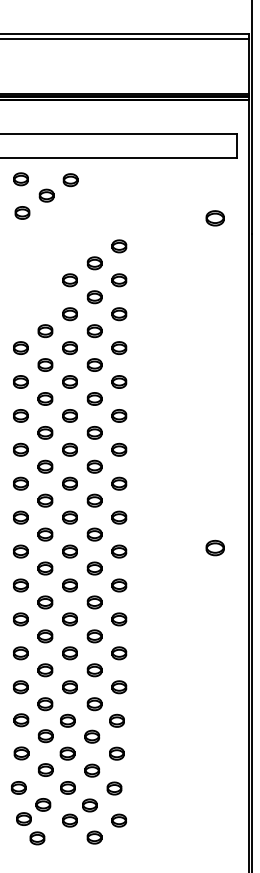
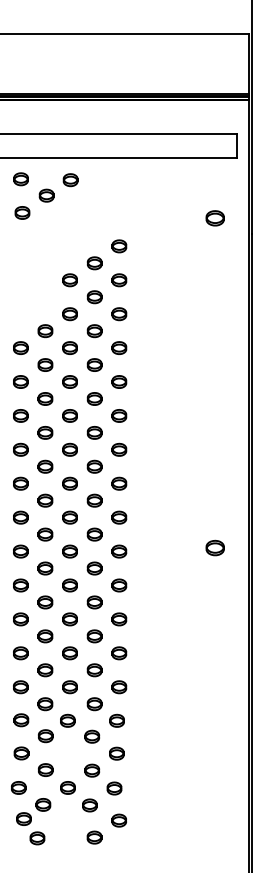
line: present -> none (125, 38)
part: present -> none (67, 753)
part: present -> none (69, 820)
